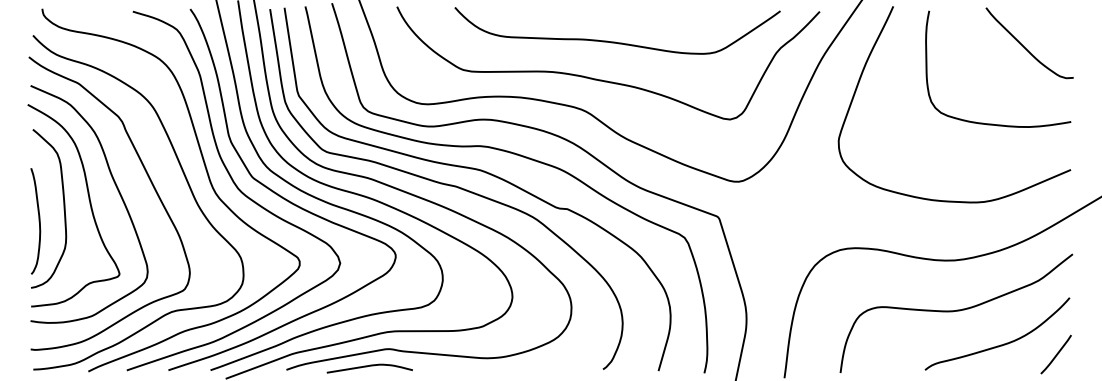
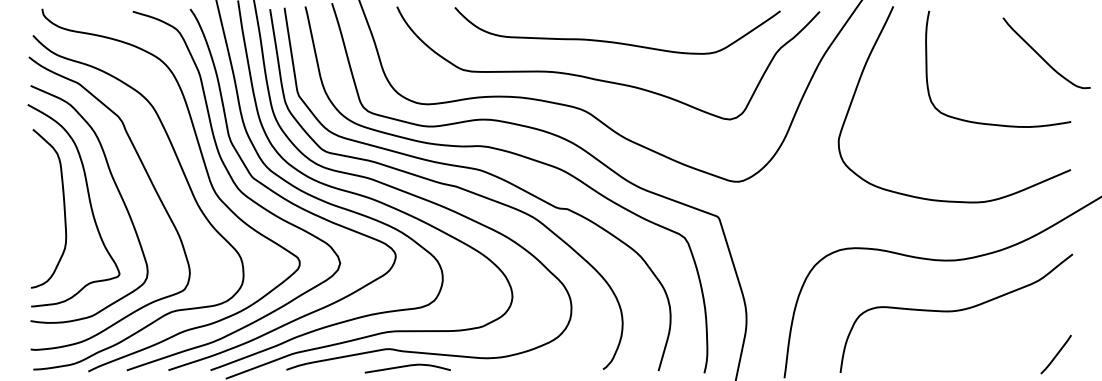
curve position: (1025, 47) -> (1042, 57) (1042, 57)
curve: present -> none (38, 221)
curve: present -> none (1000, 344)
curve position: (369, 366) -> (407, 366) (407, 366)
